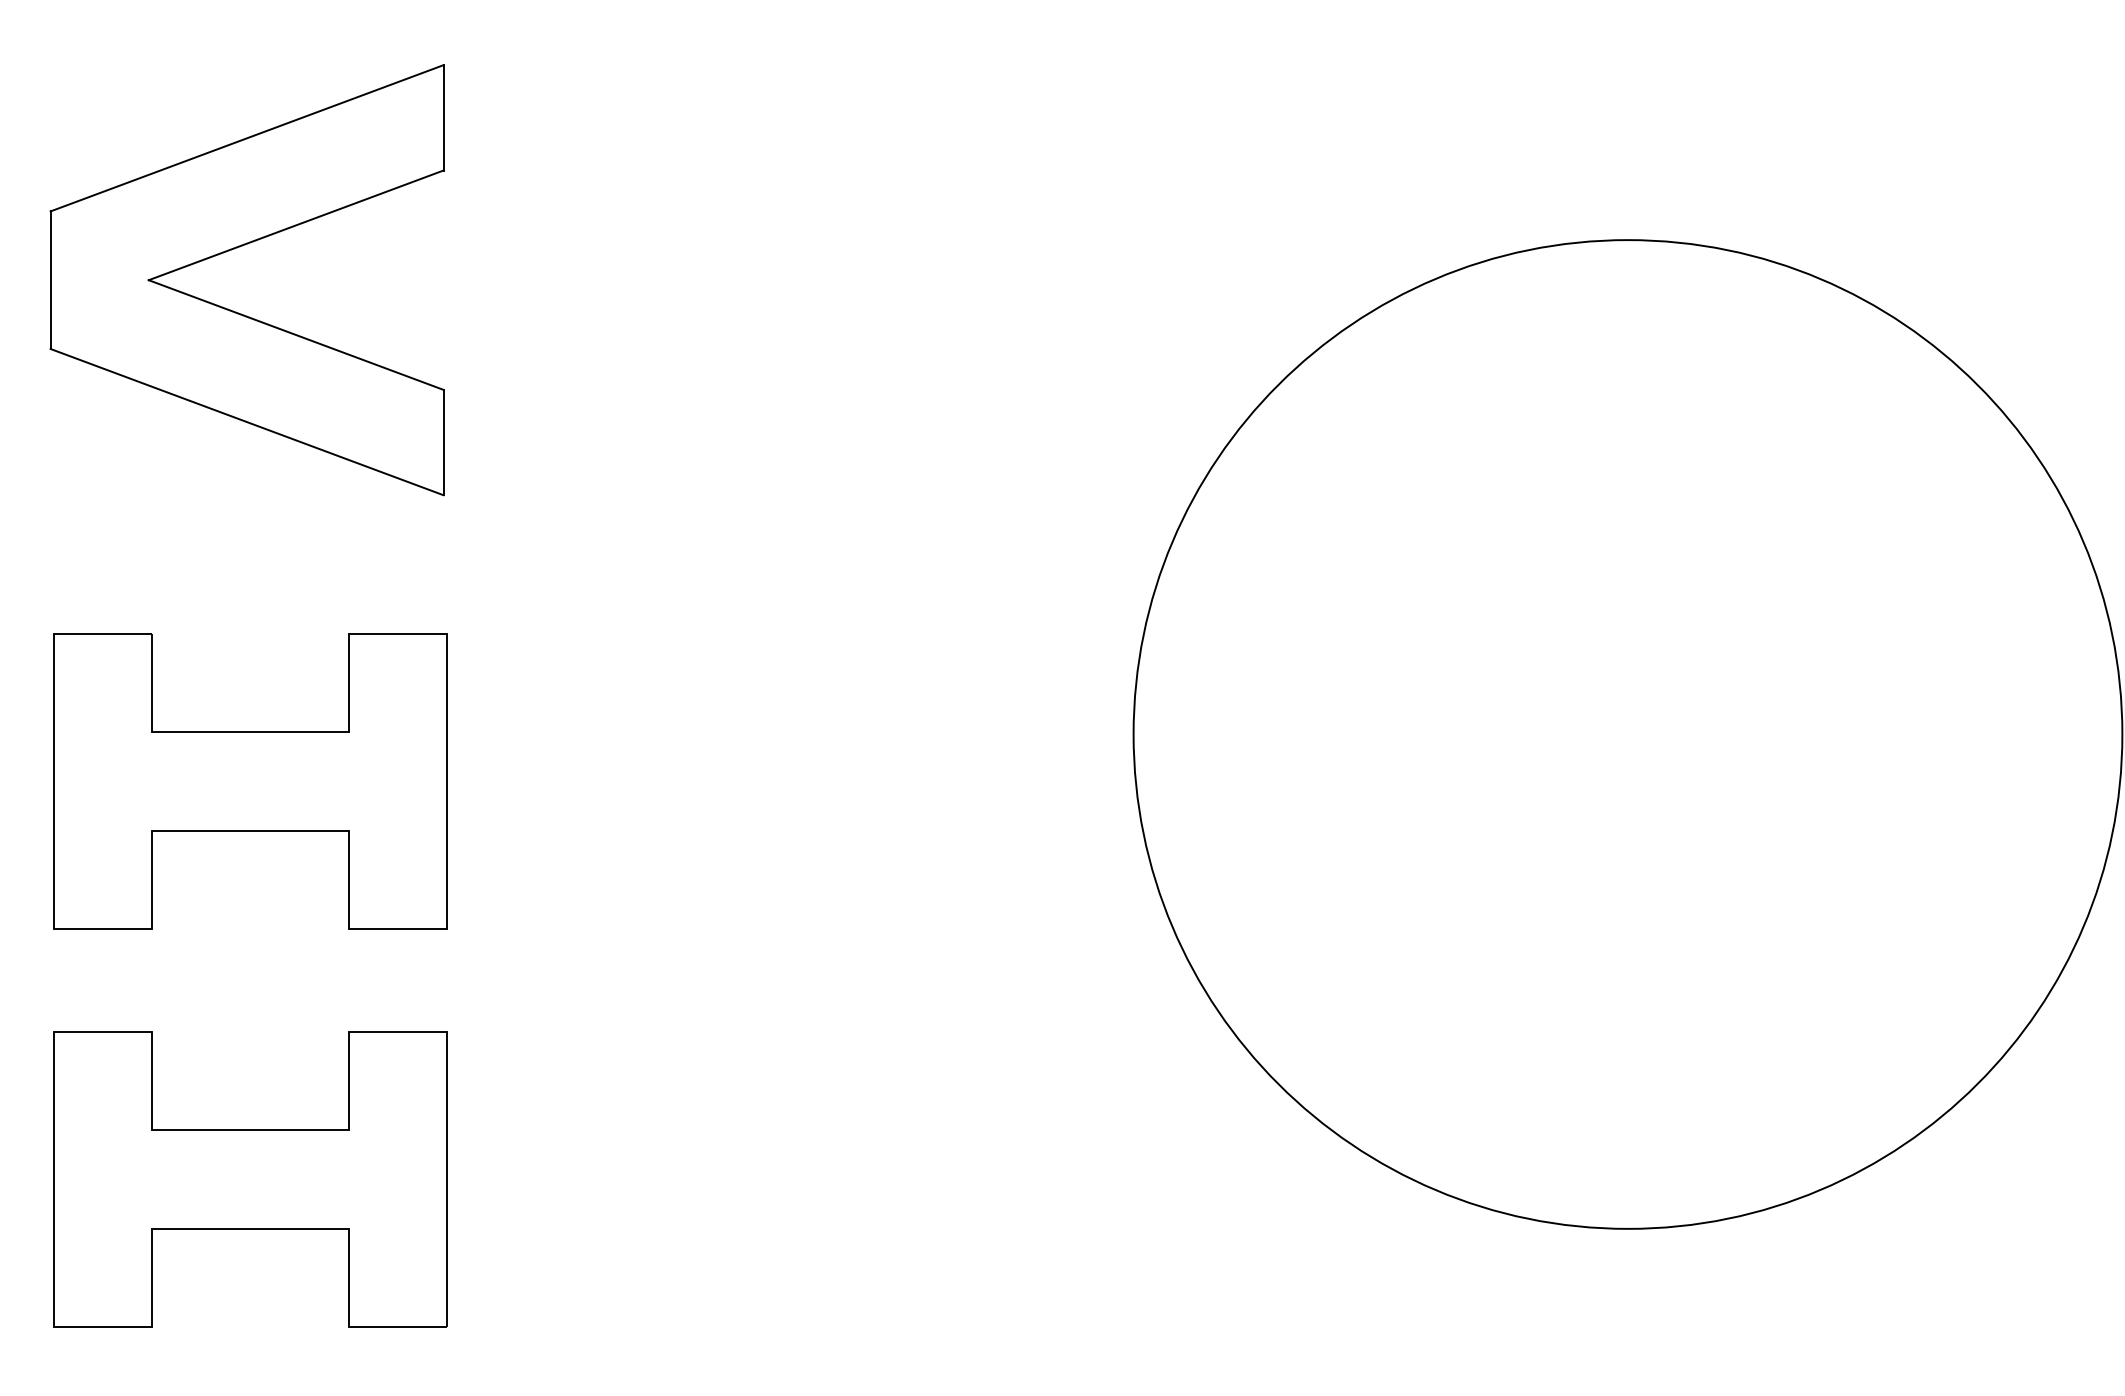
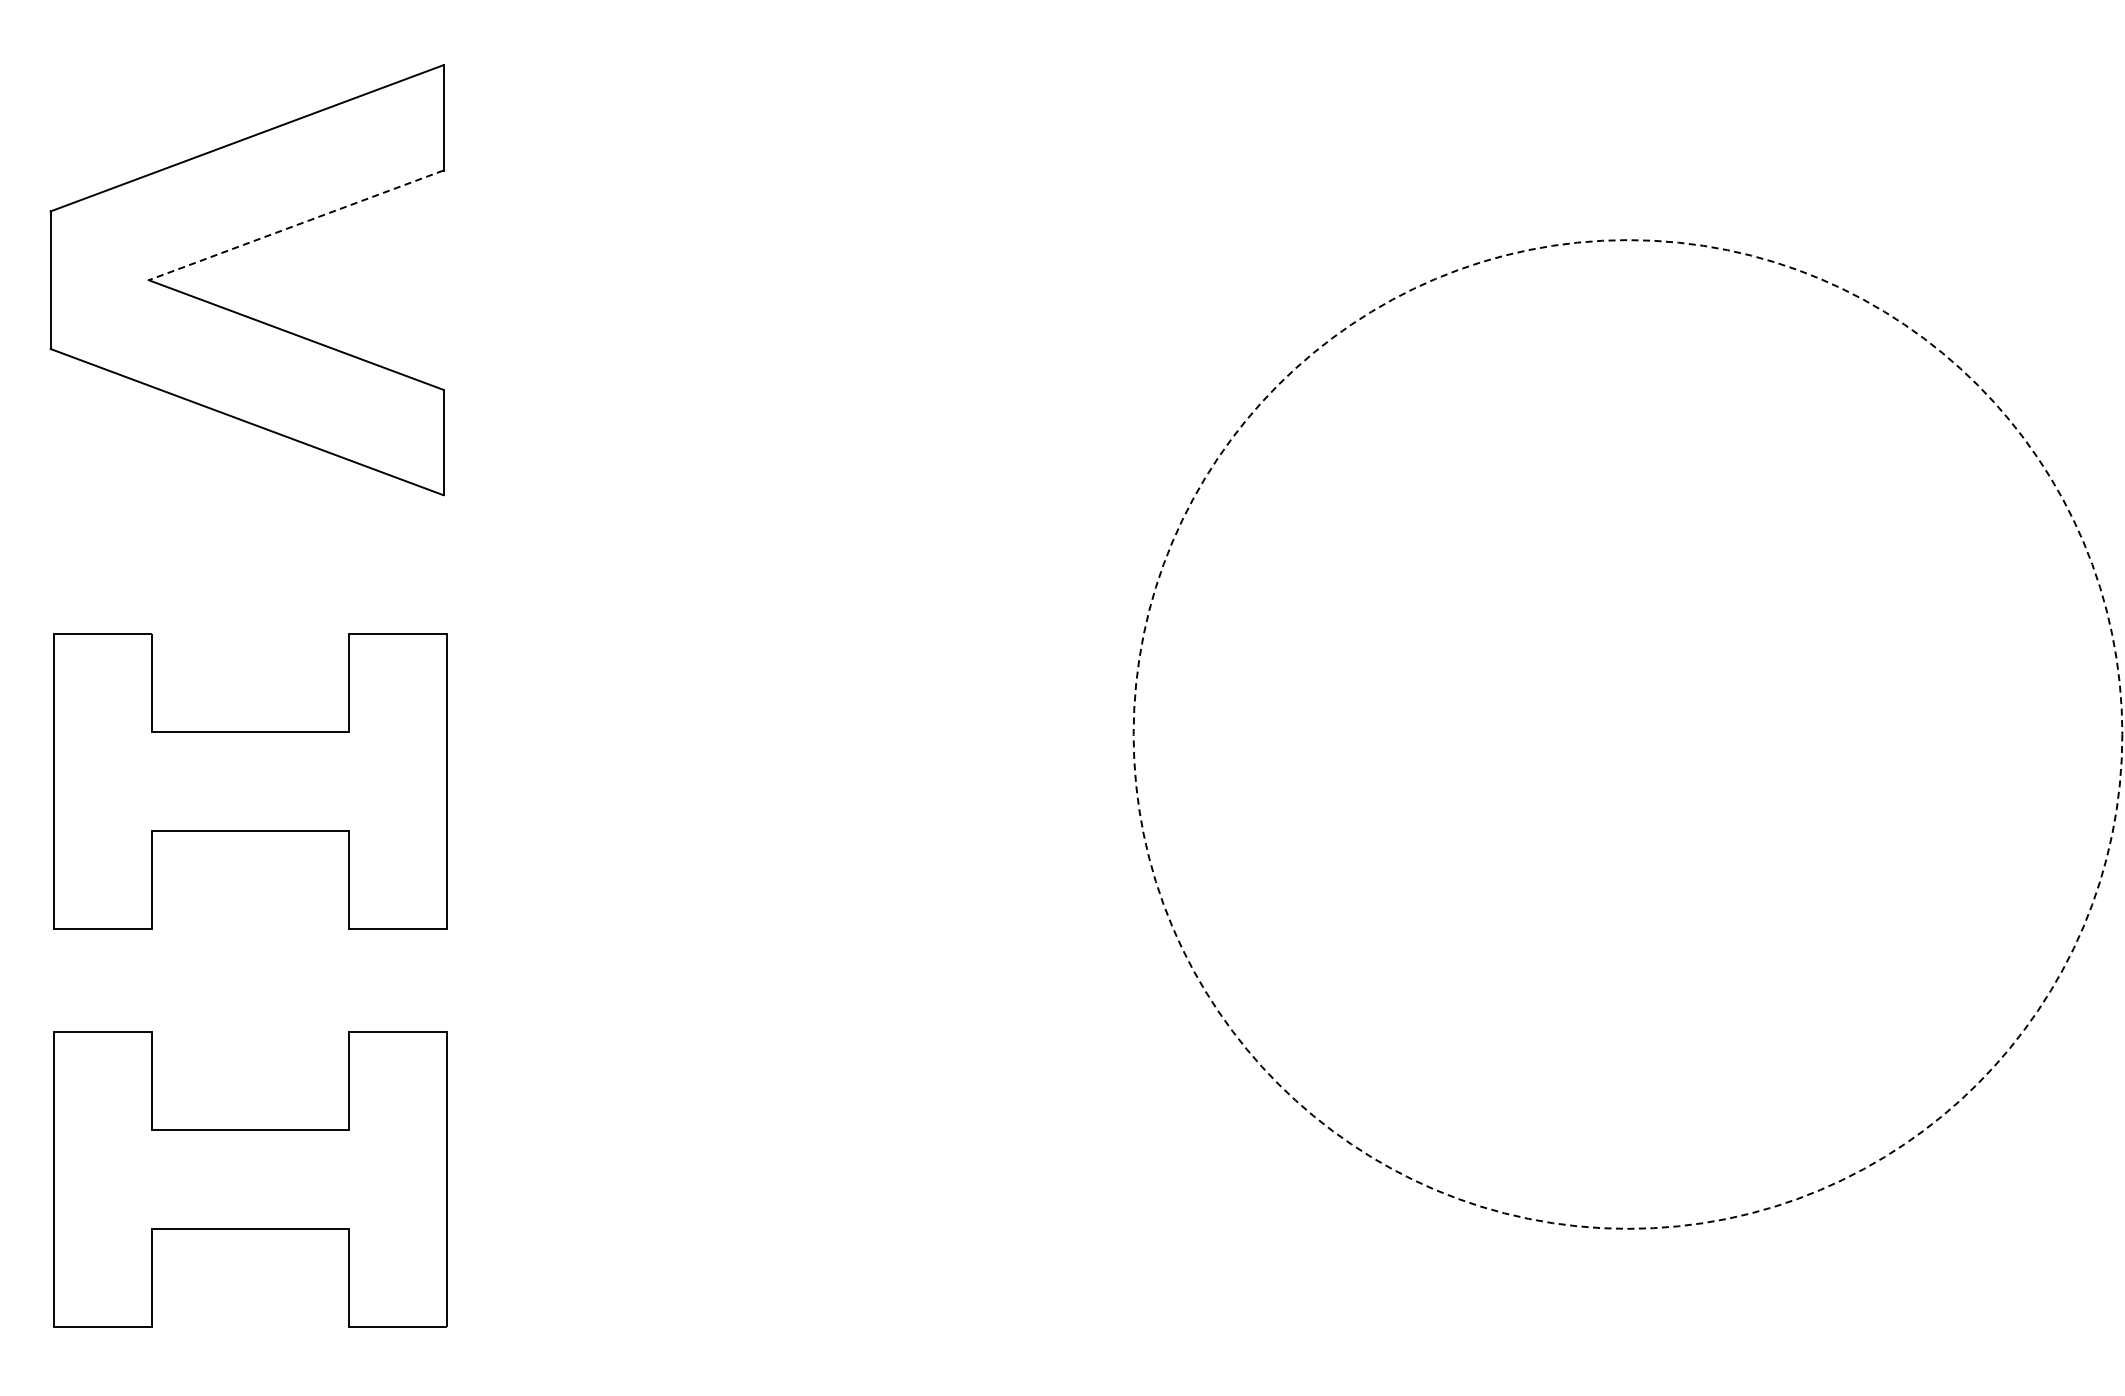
line: solid -> dashed (295, 225)
circle: solid -> dashed (1627, 734)
